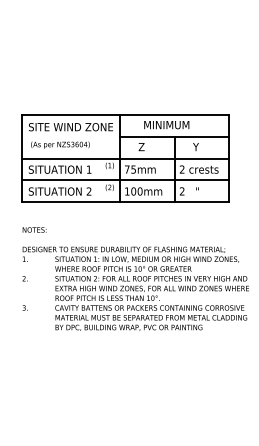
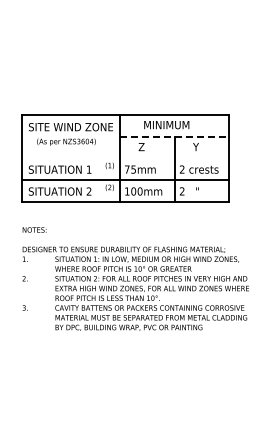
line: solid -> dashed (174, 136)
text position: (60, 144) -> (66, 141) (66, 141)
line: present -> none (125, 158)
